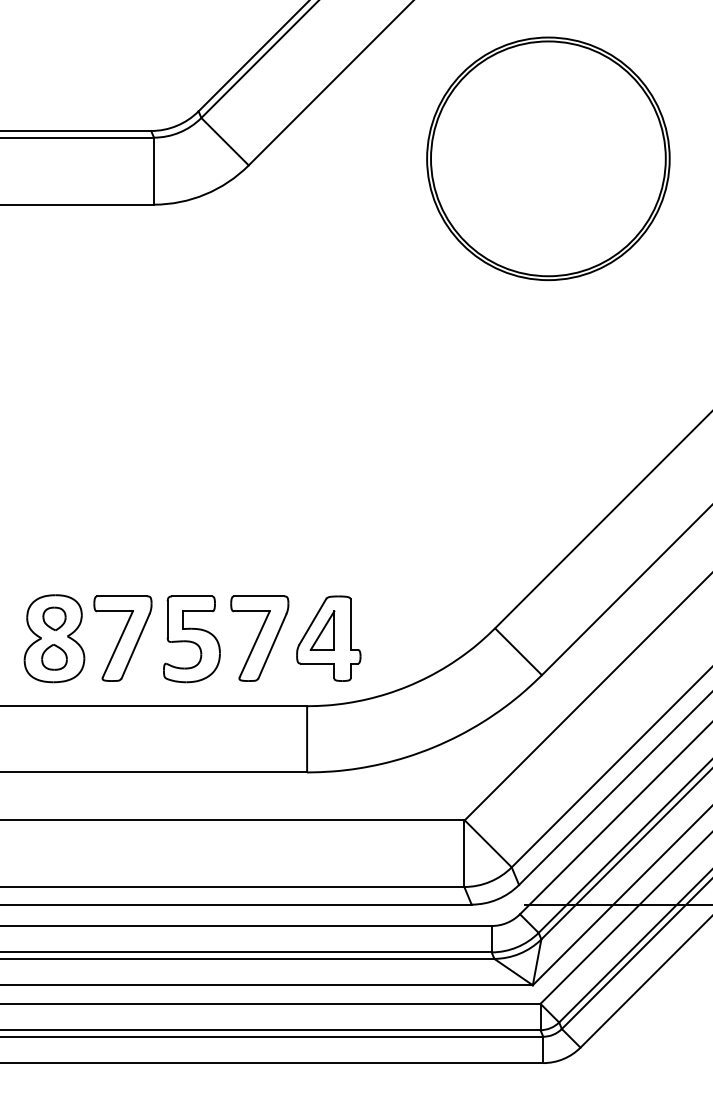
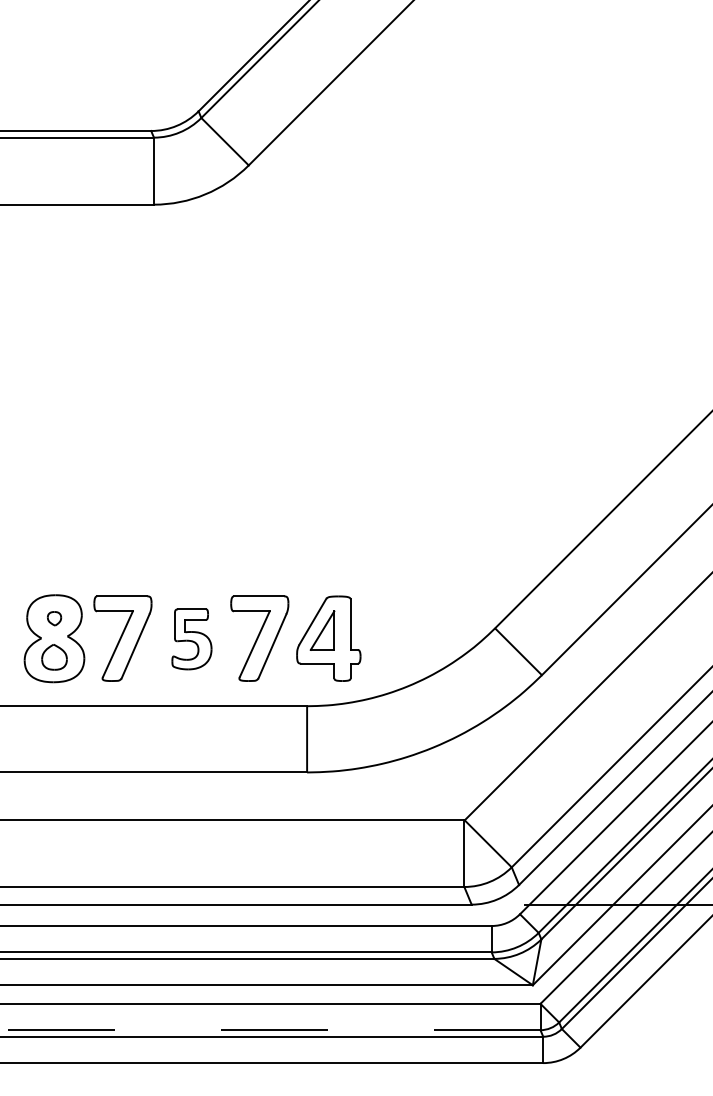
part: present -> none (548, 158)
part size: 25x25 px -> 16x16 px (54, 618)
part size: 58x89 px -> 42x63 px (191, 639)
line: solid -> dashed (270, 1030)
